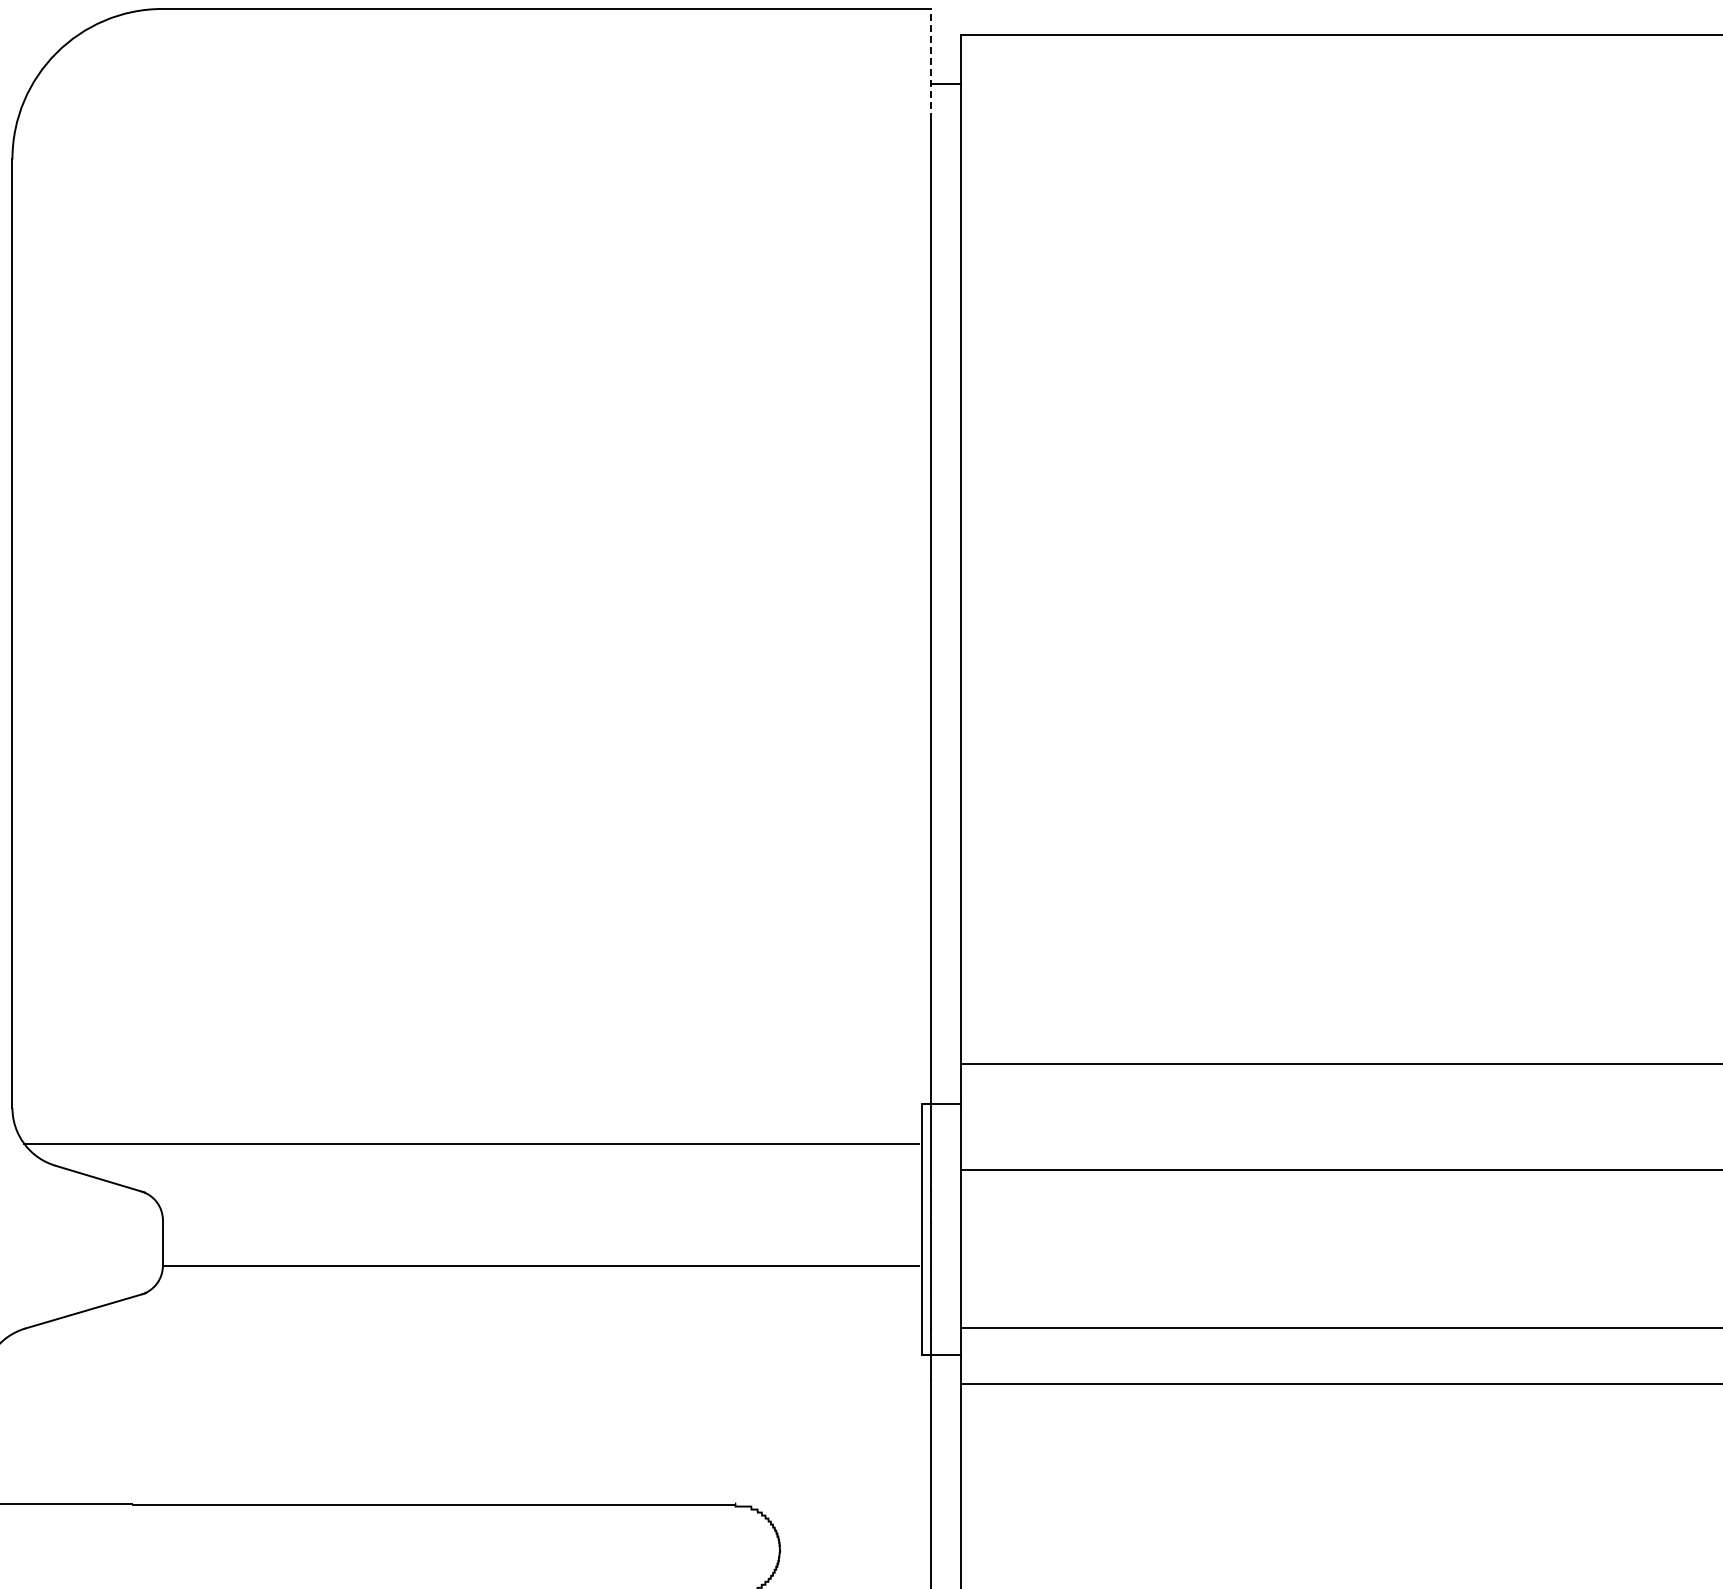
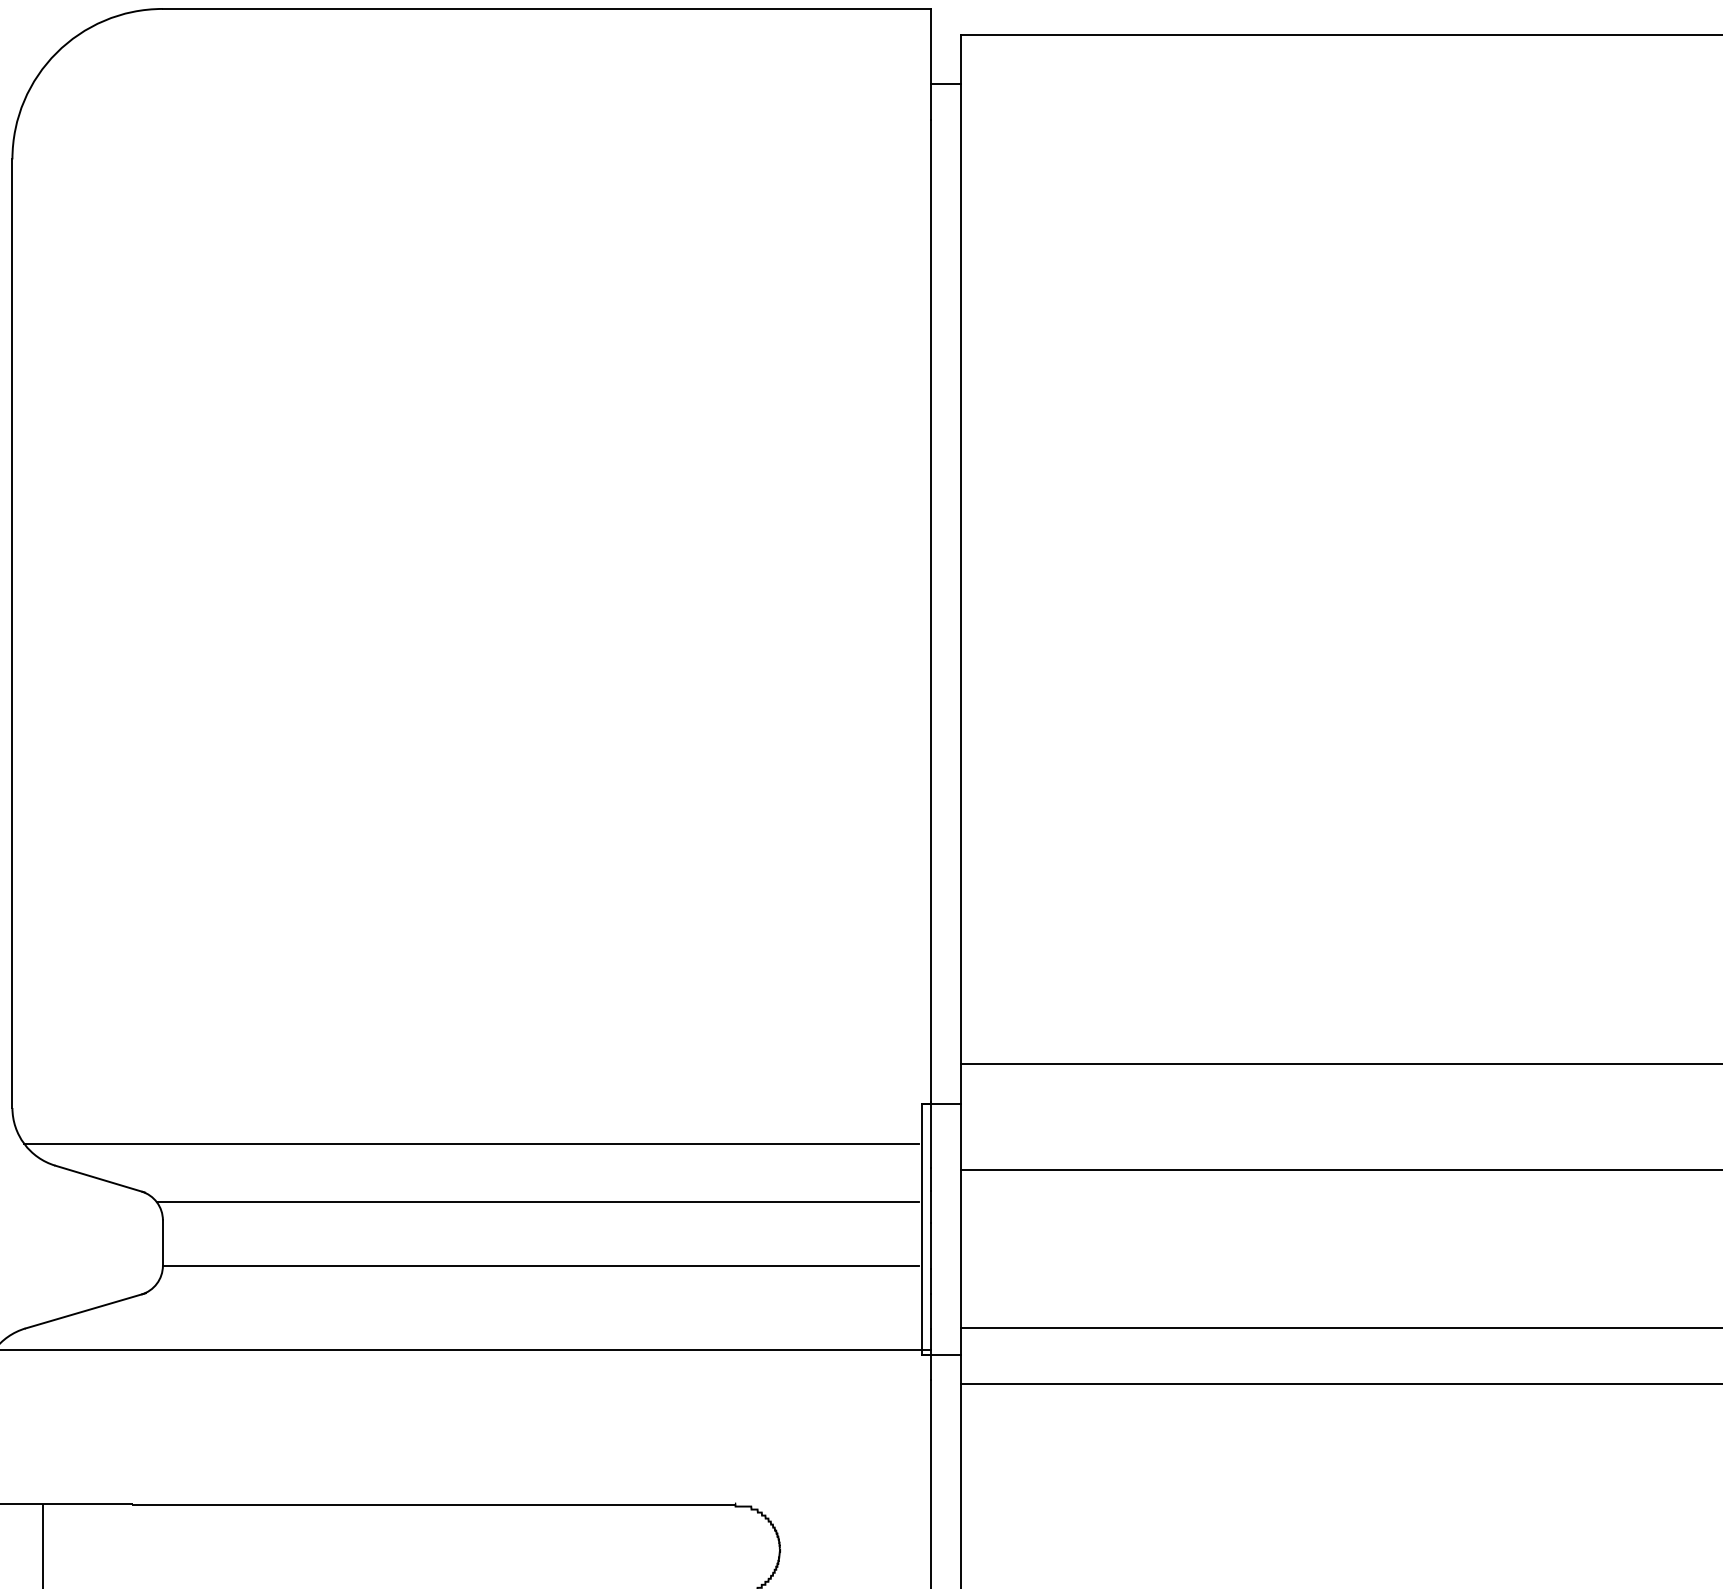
line: dashed -> solid (930, 64)
line: none -> present (537, 1202)
line: none -> present (466, 1350)
line: none -> present (42, 1544)
